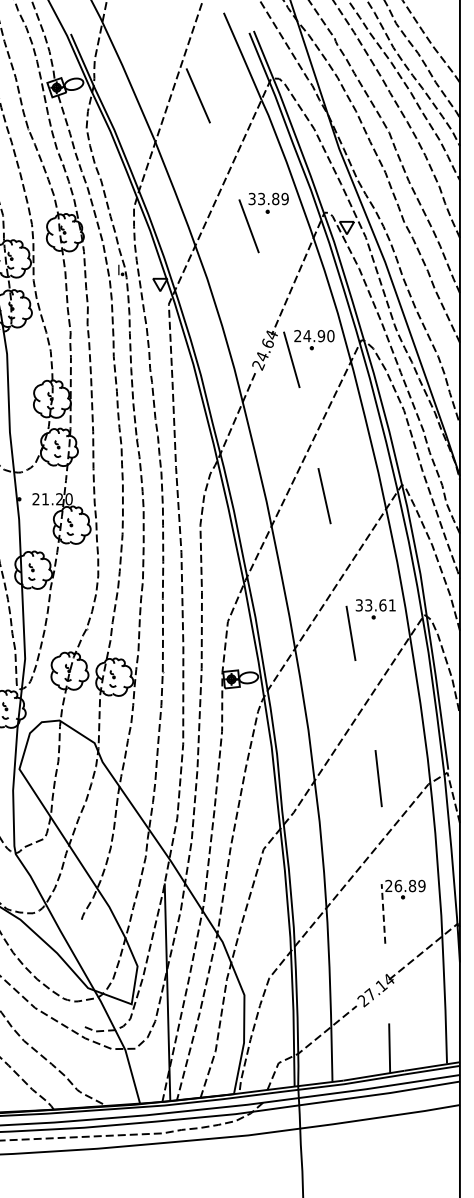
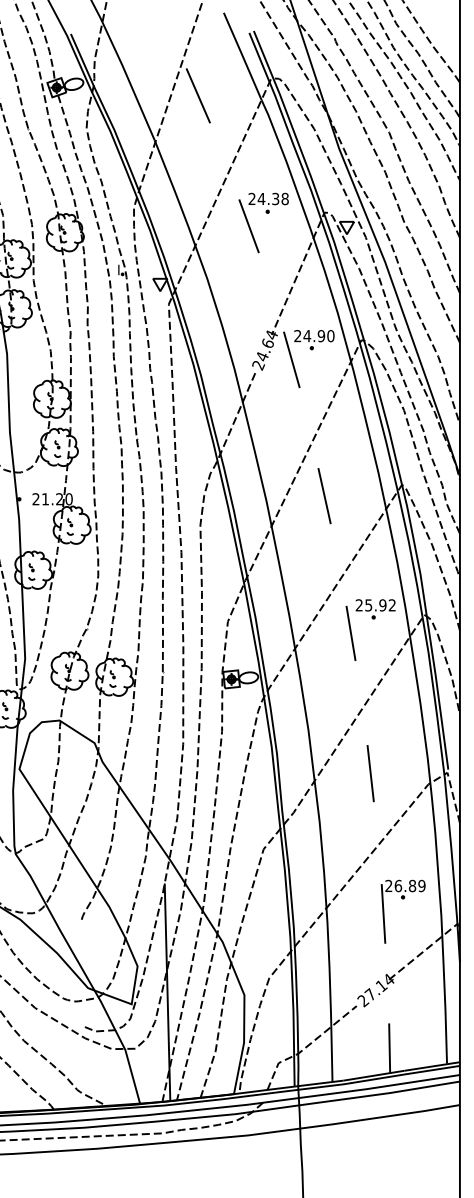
text: 33.89 -> 24.38 (268, 198)
text: 33.61 -> 25.92 (375, 605)
line position: (378, 778) -> (370, 773) (370, 773)
line: dashed -> solid (383, 913)
